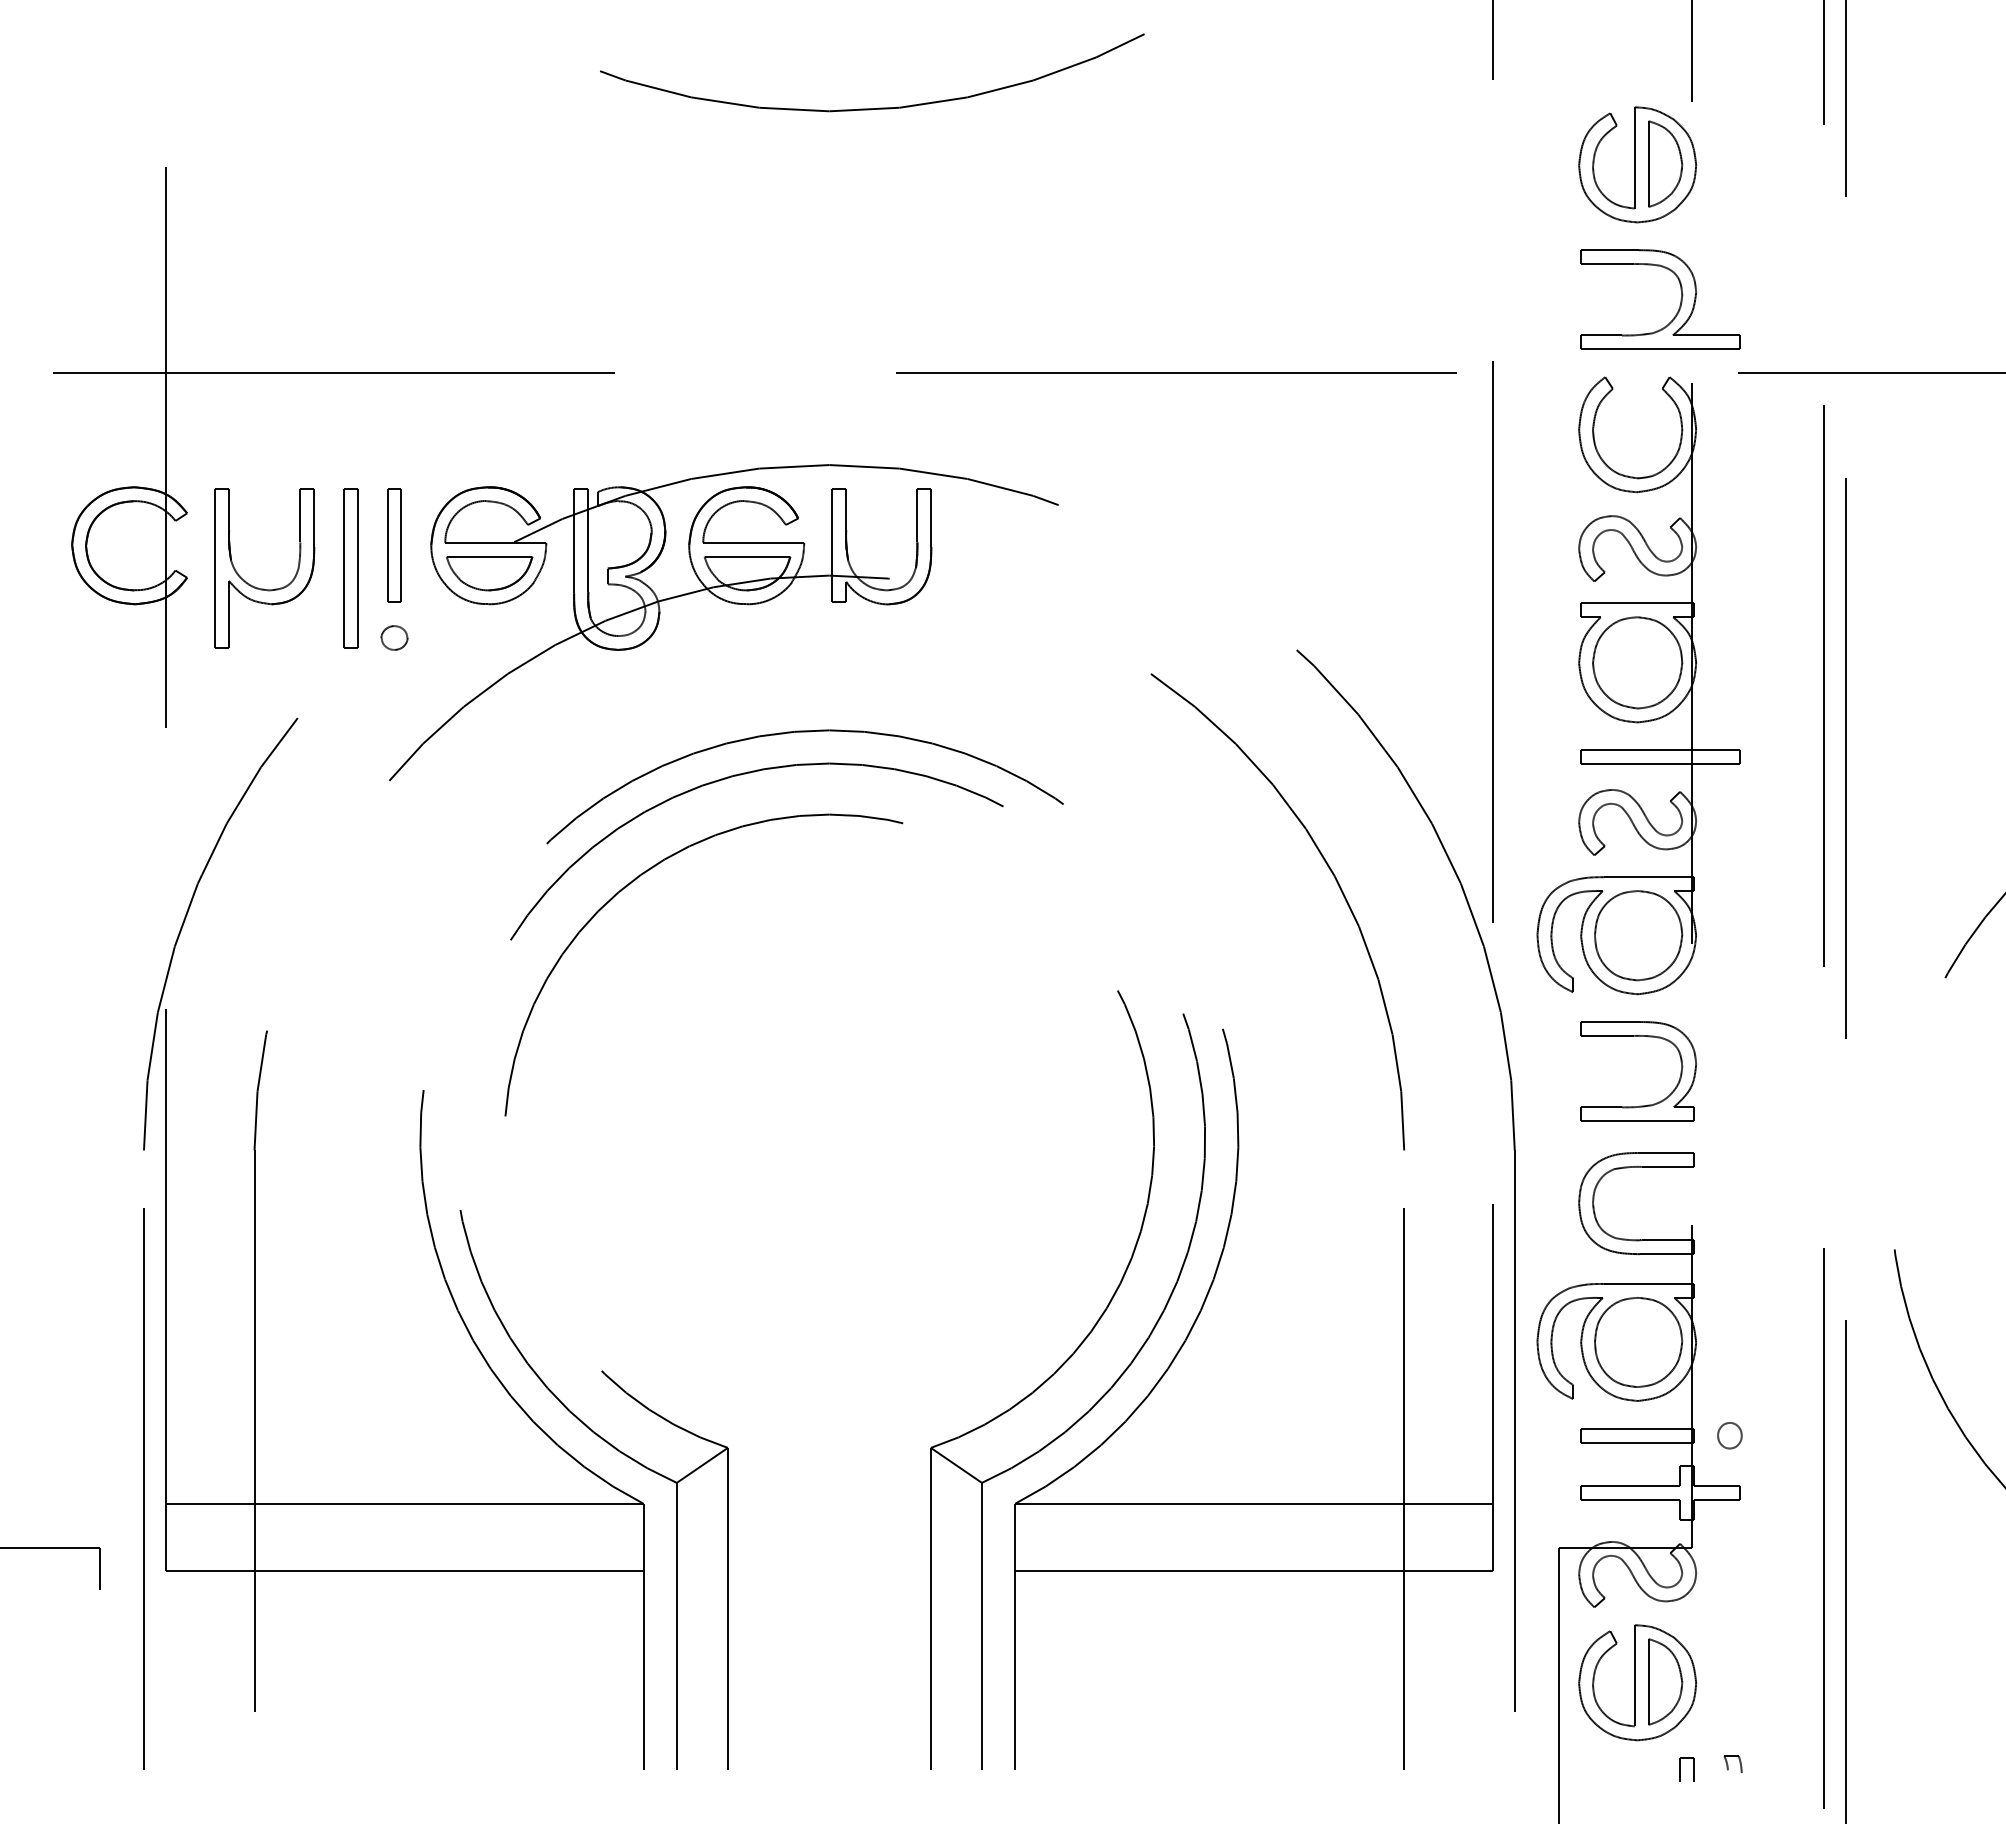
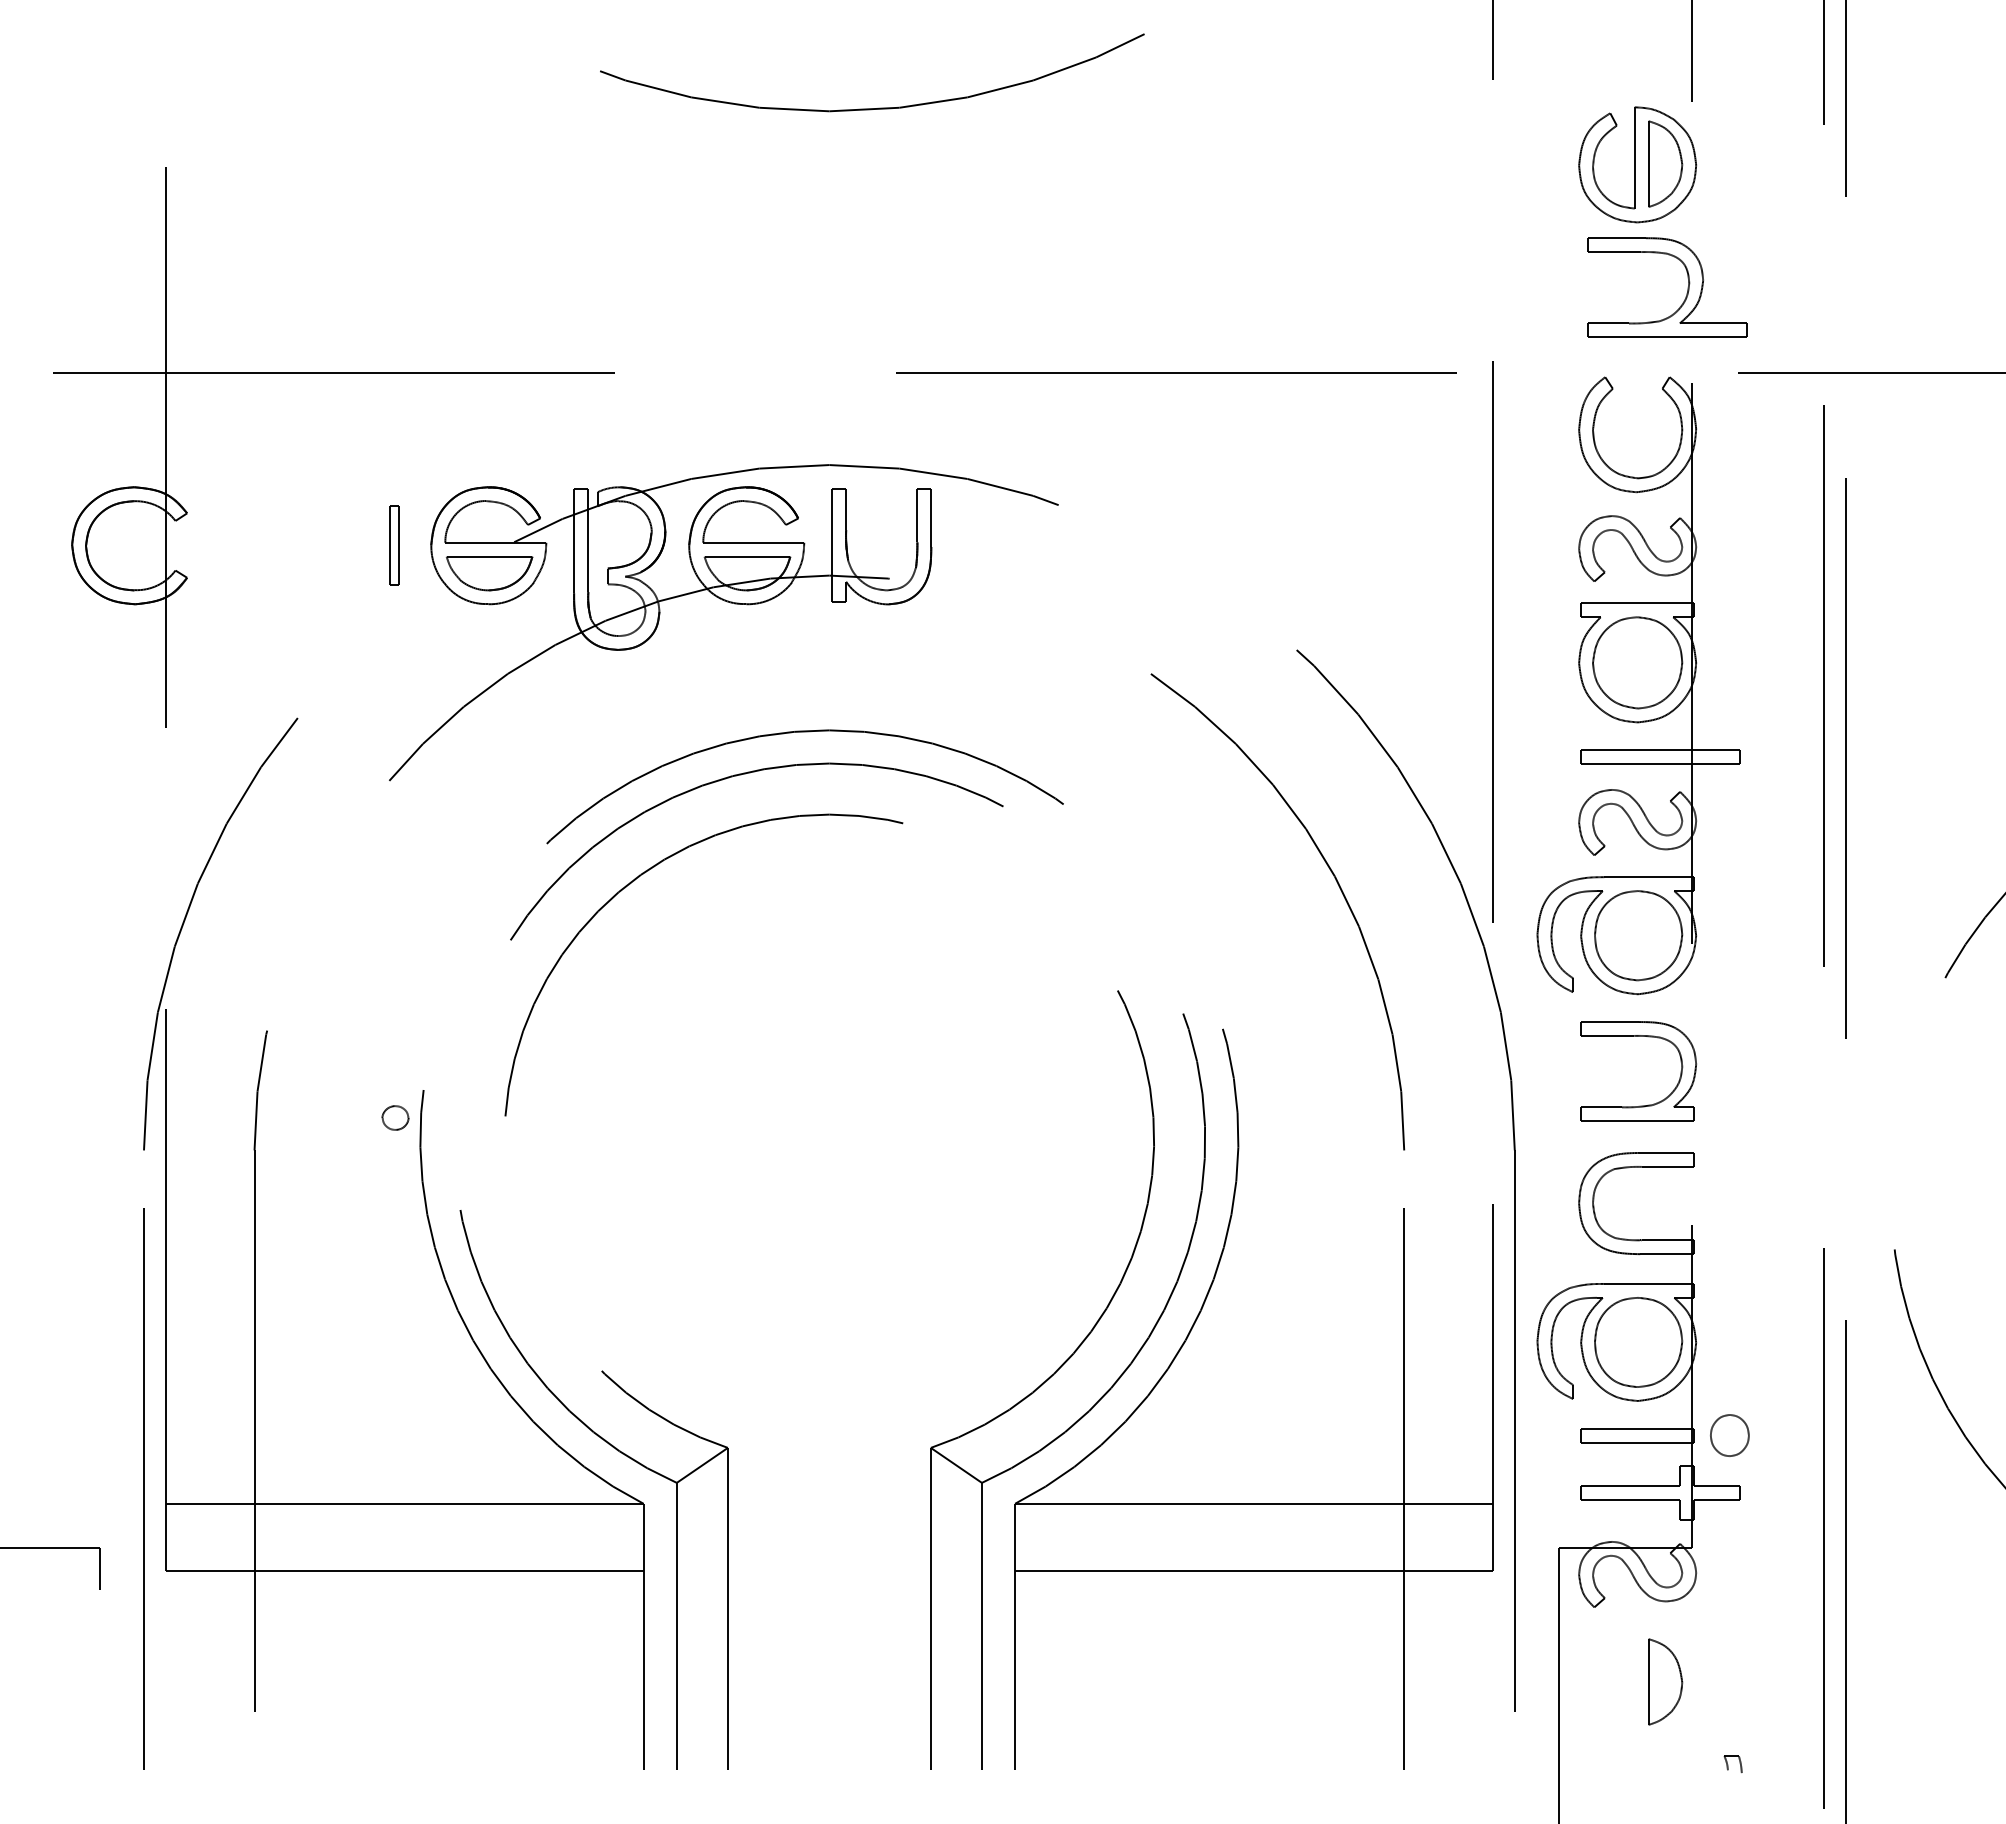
part position: (1679, 305) -> (1686, 293) (1686, 293)
part size: 15x115 px -> 11x81 px (394, 545)
part: present -> none (350, 568)
part: present -> none (258, 587)
part position: (394, 637) -> (395, 1117) (395, 1117)
part size: 26x28 px -> 40x43 px (1729, 1435)
part: present -> none (1637, 1682)
part: present -> none (1686, 1769)
